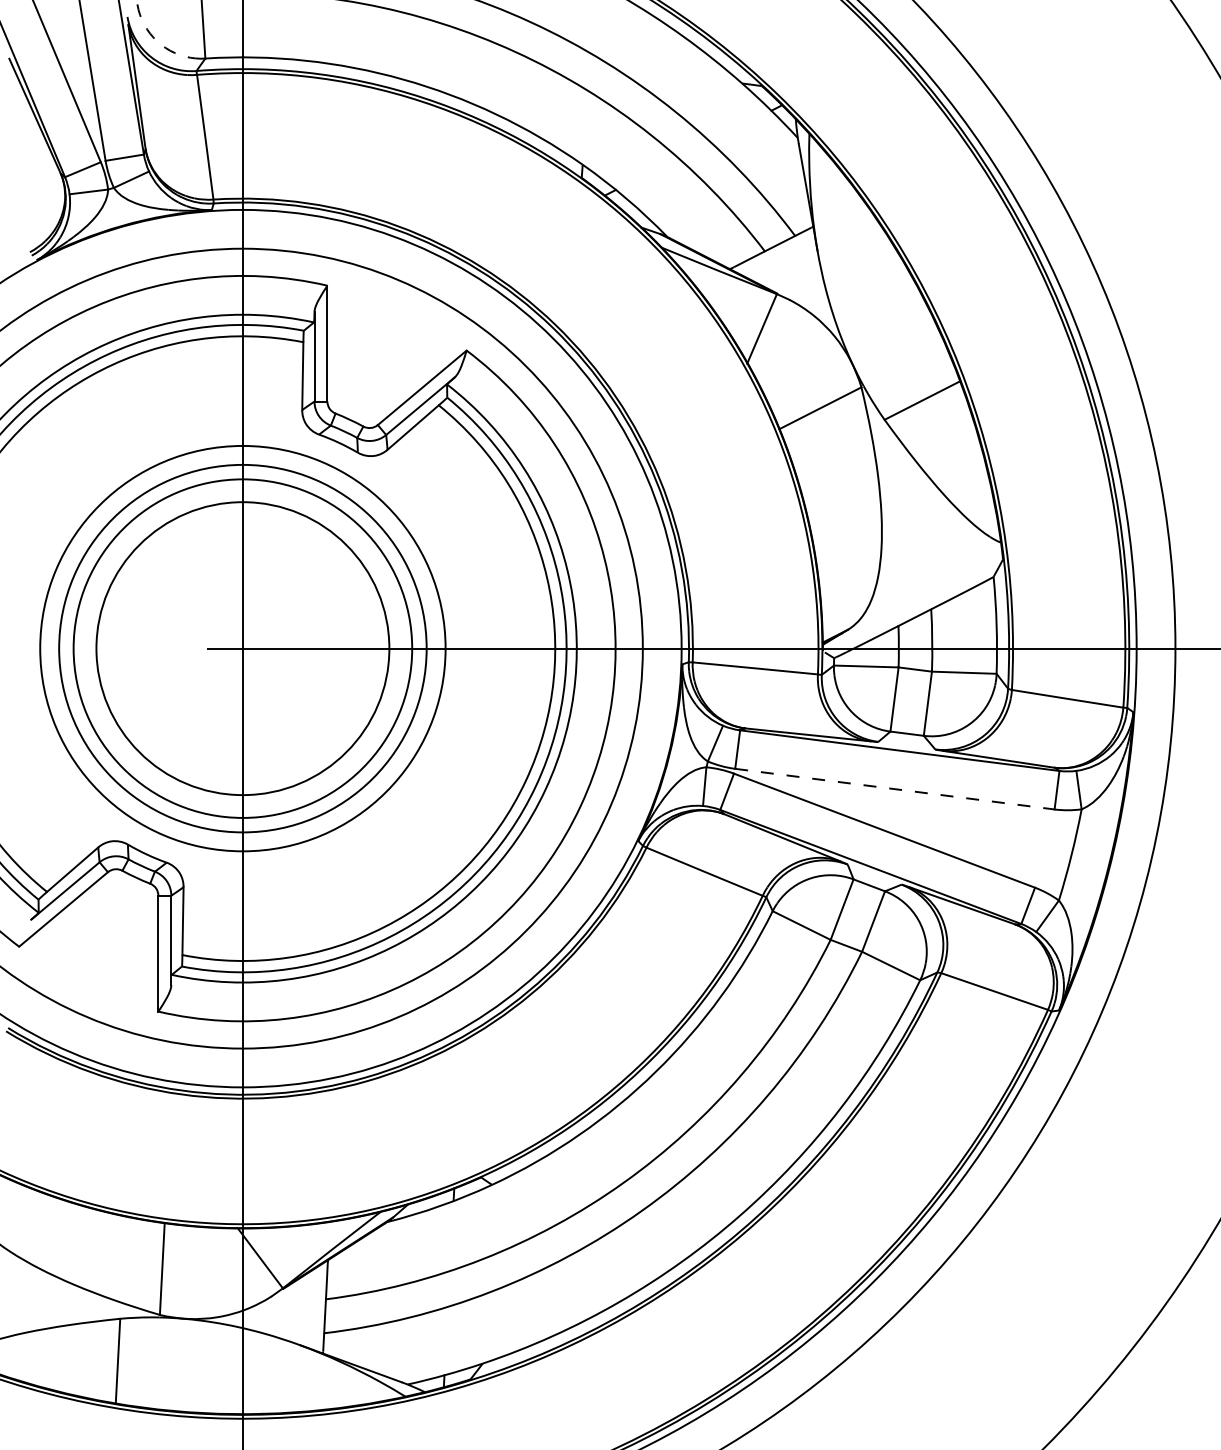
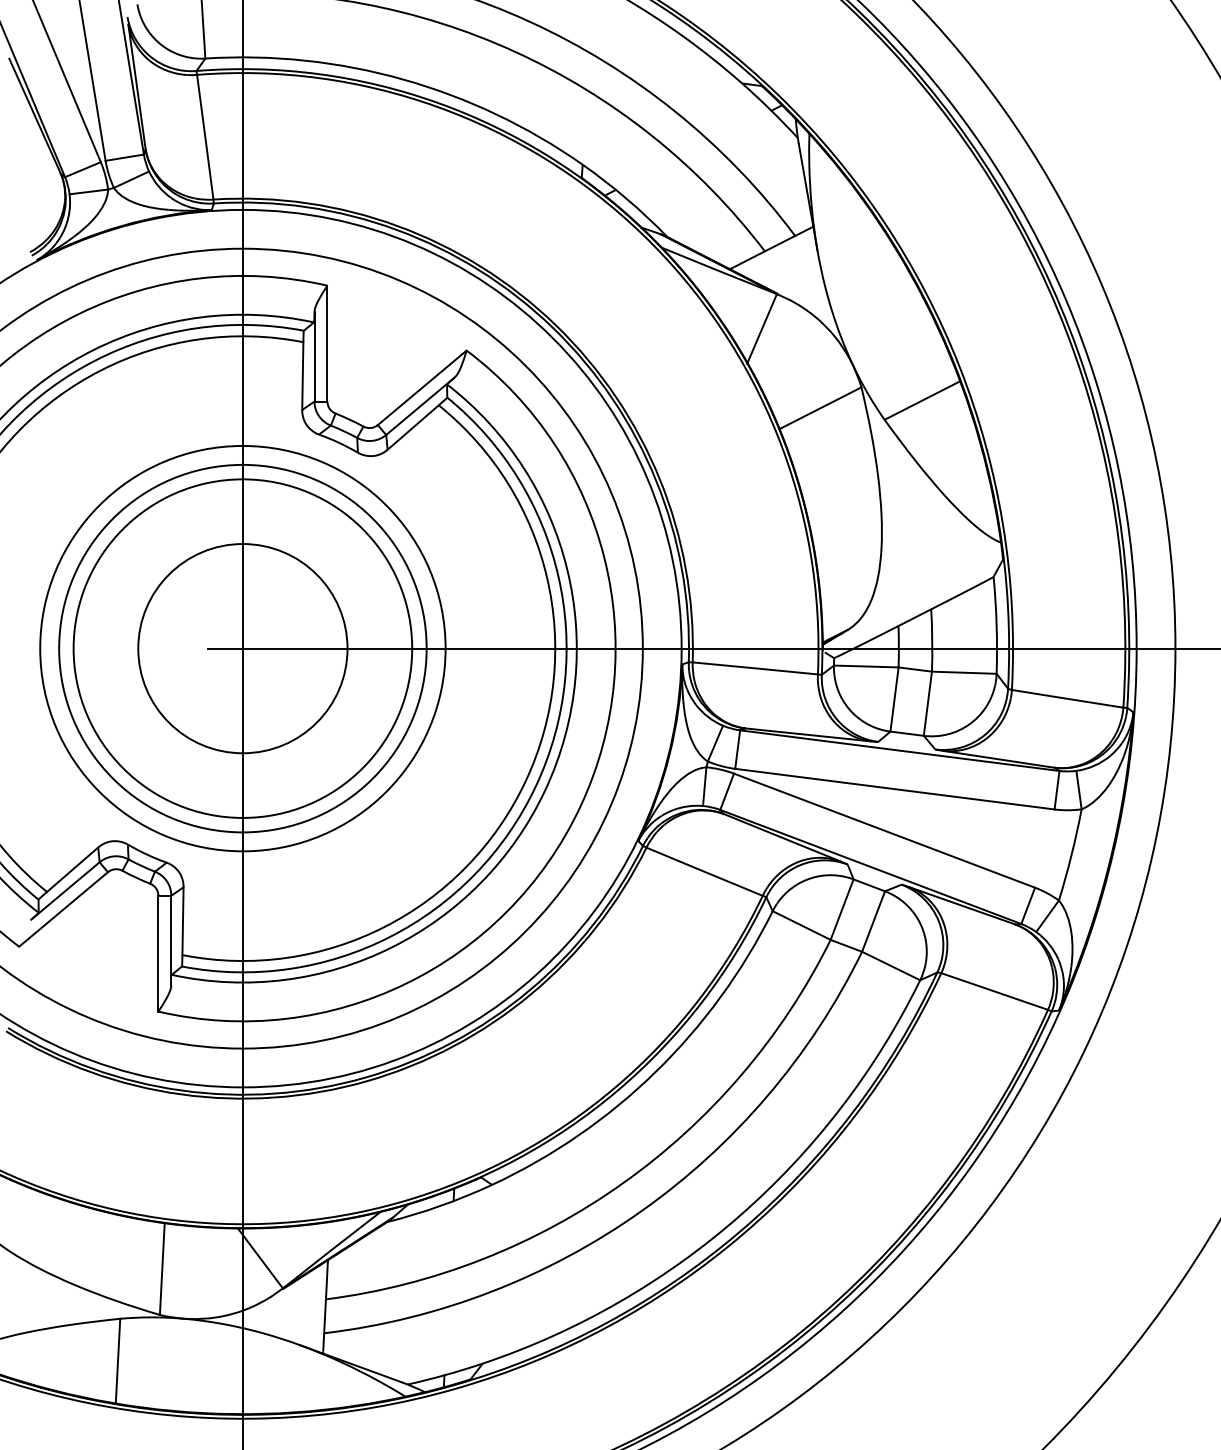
arc: dashed -> solid (157, 41)
circle diameter: 293 px -> 209 px (242, 648)
line: dashed -> solid (894, 789)
